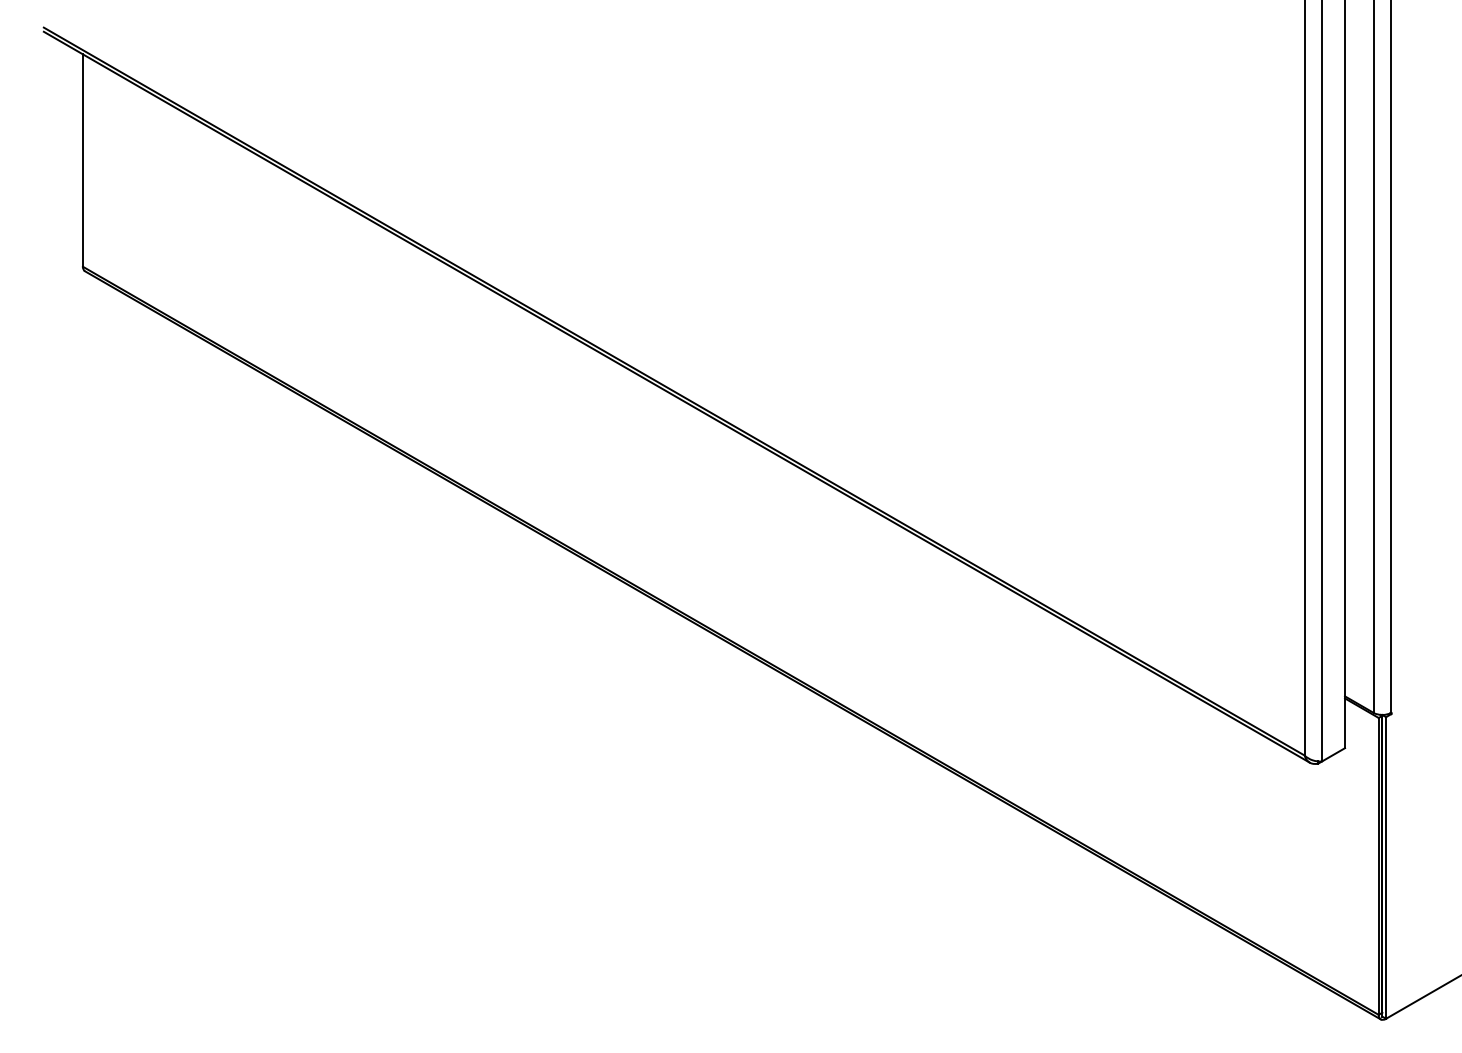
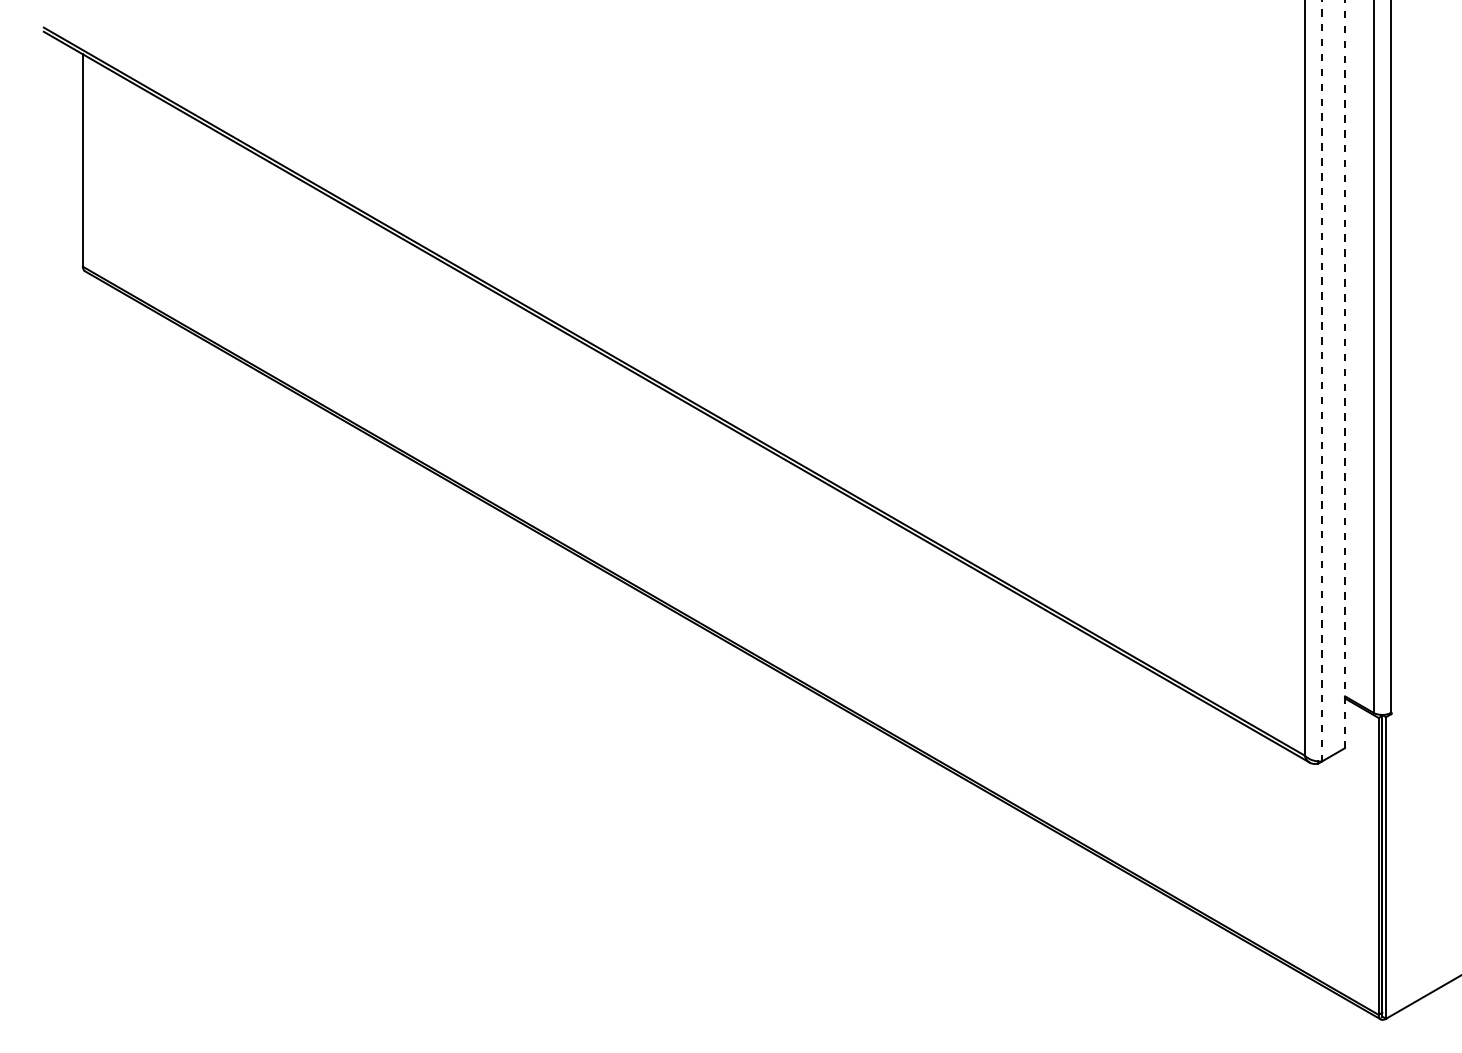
line: solid -> dashed (1345, 374)
line: solid -> dashed (1322, 381)
